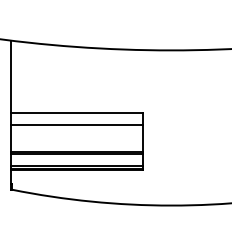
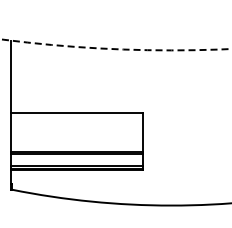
arc: solid -> dashed (114, 49)
line: present -> none (76, 125)
